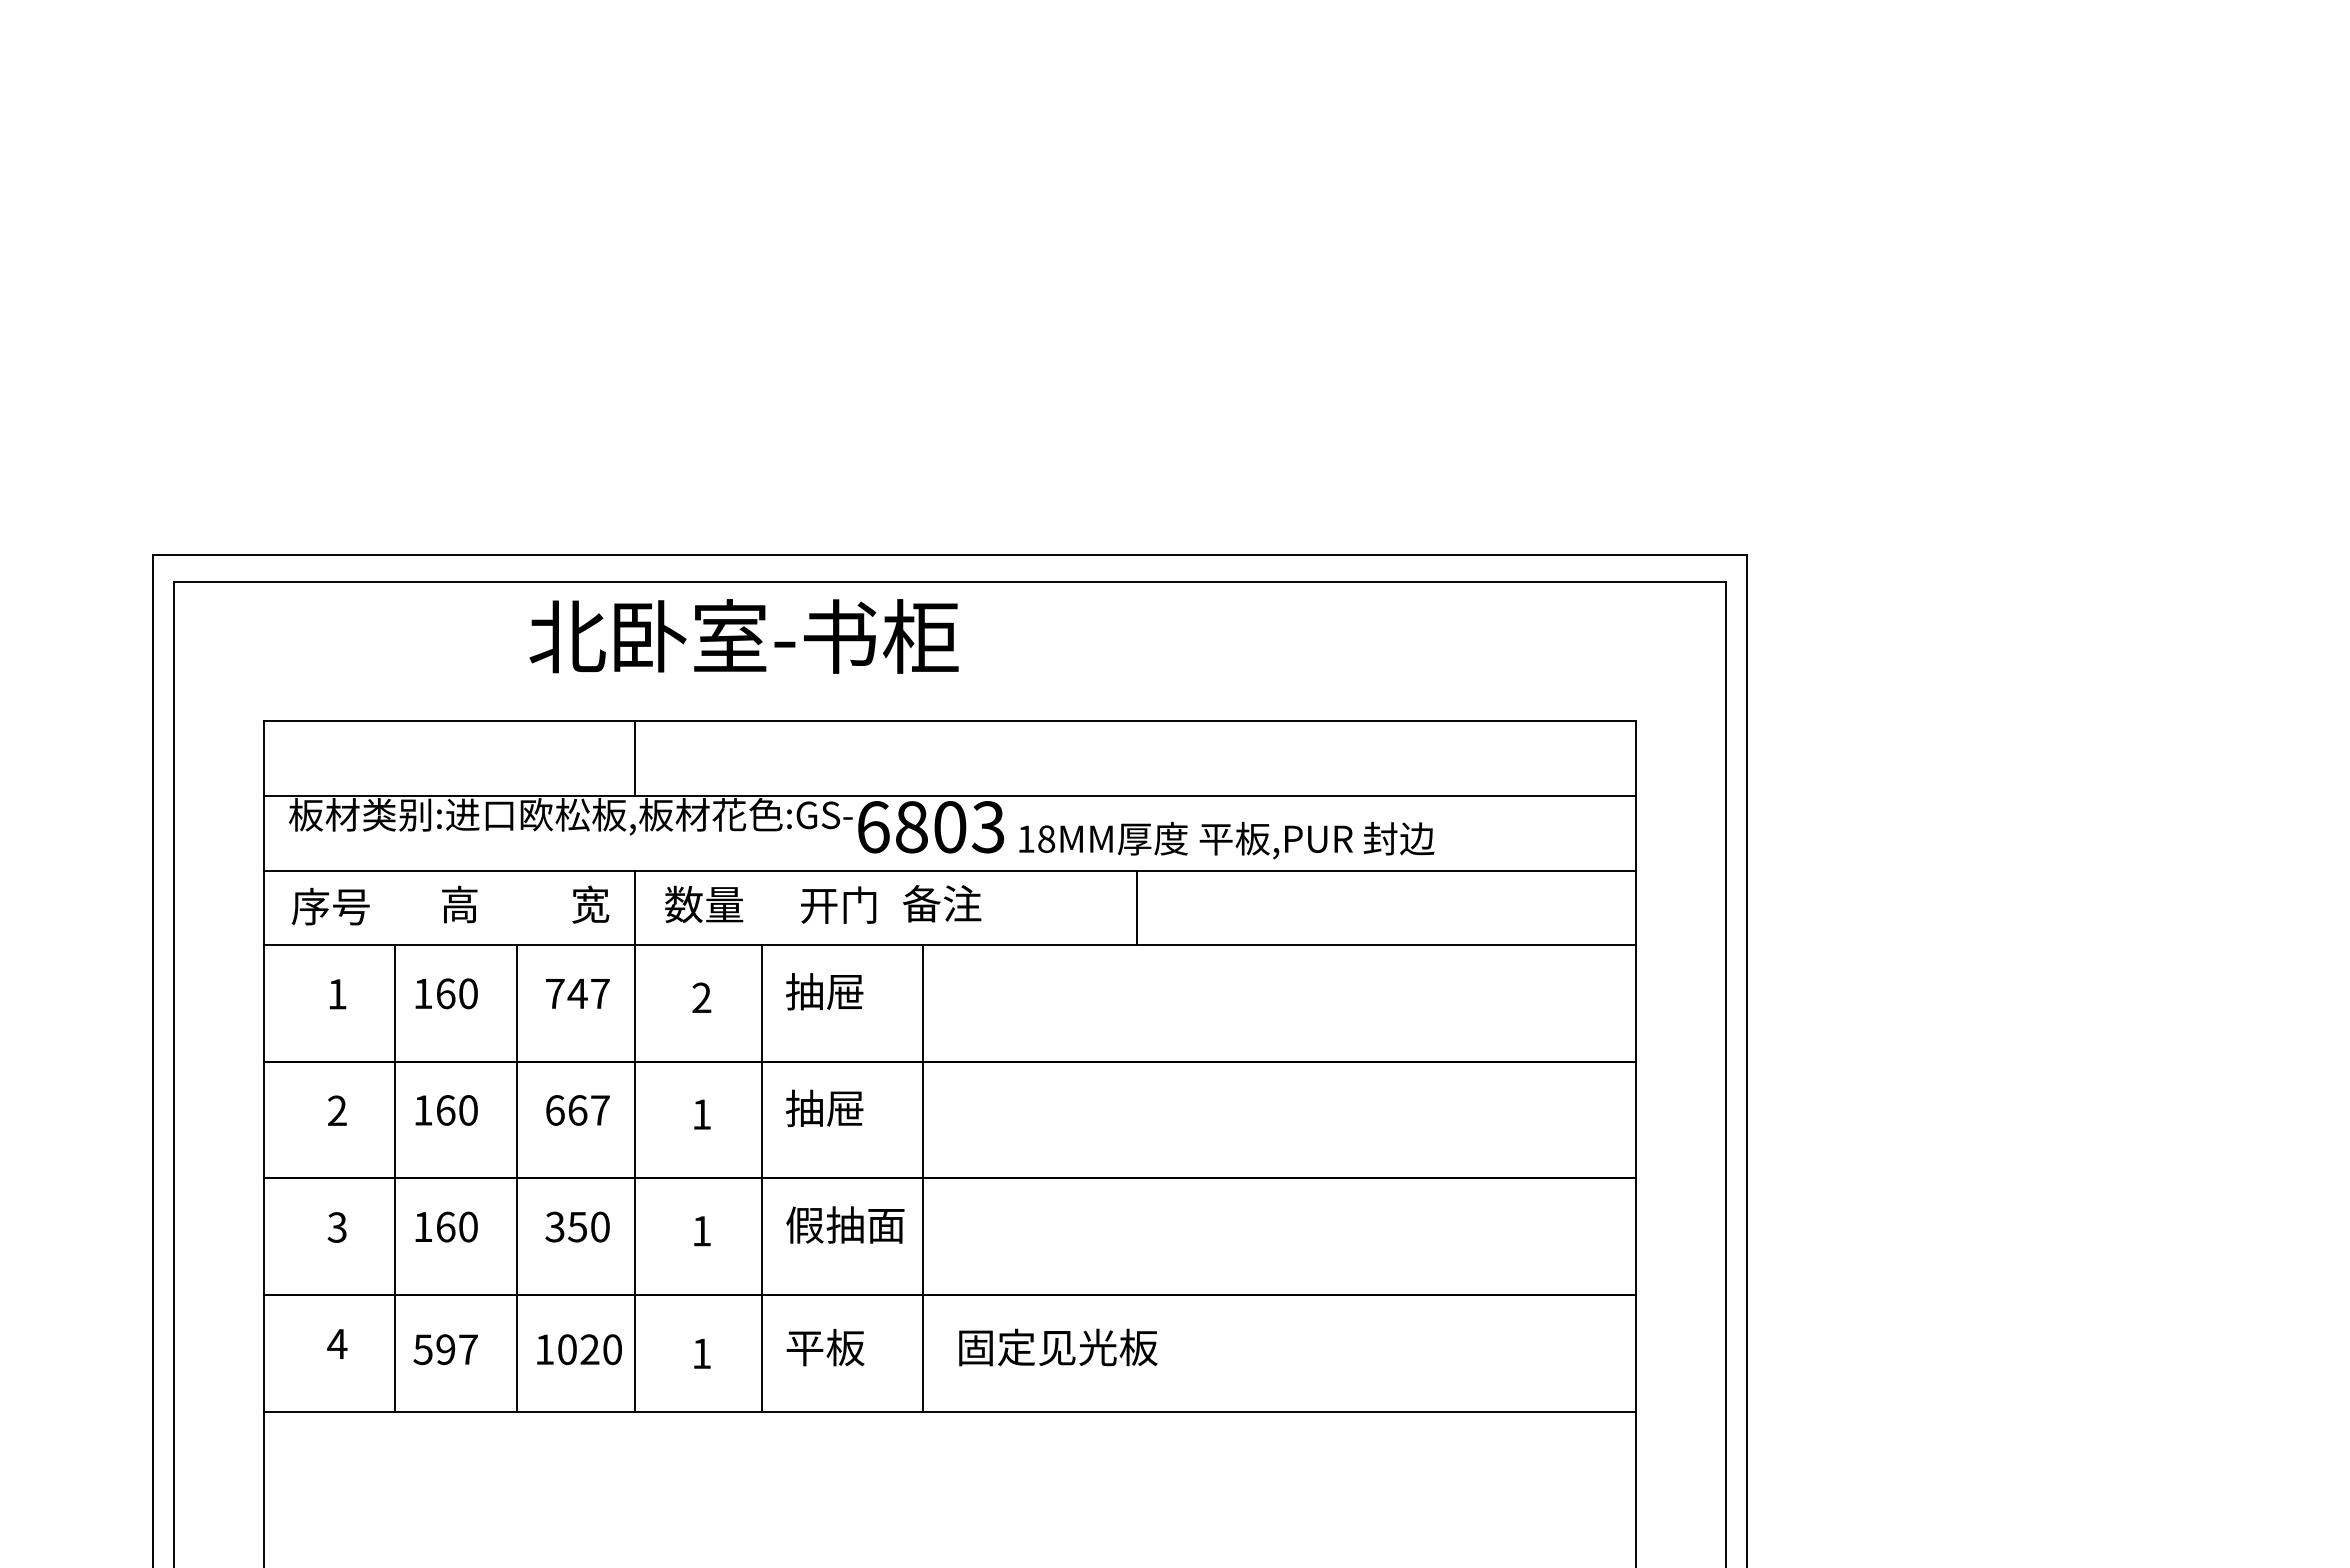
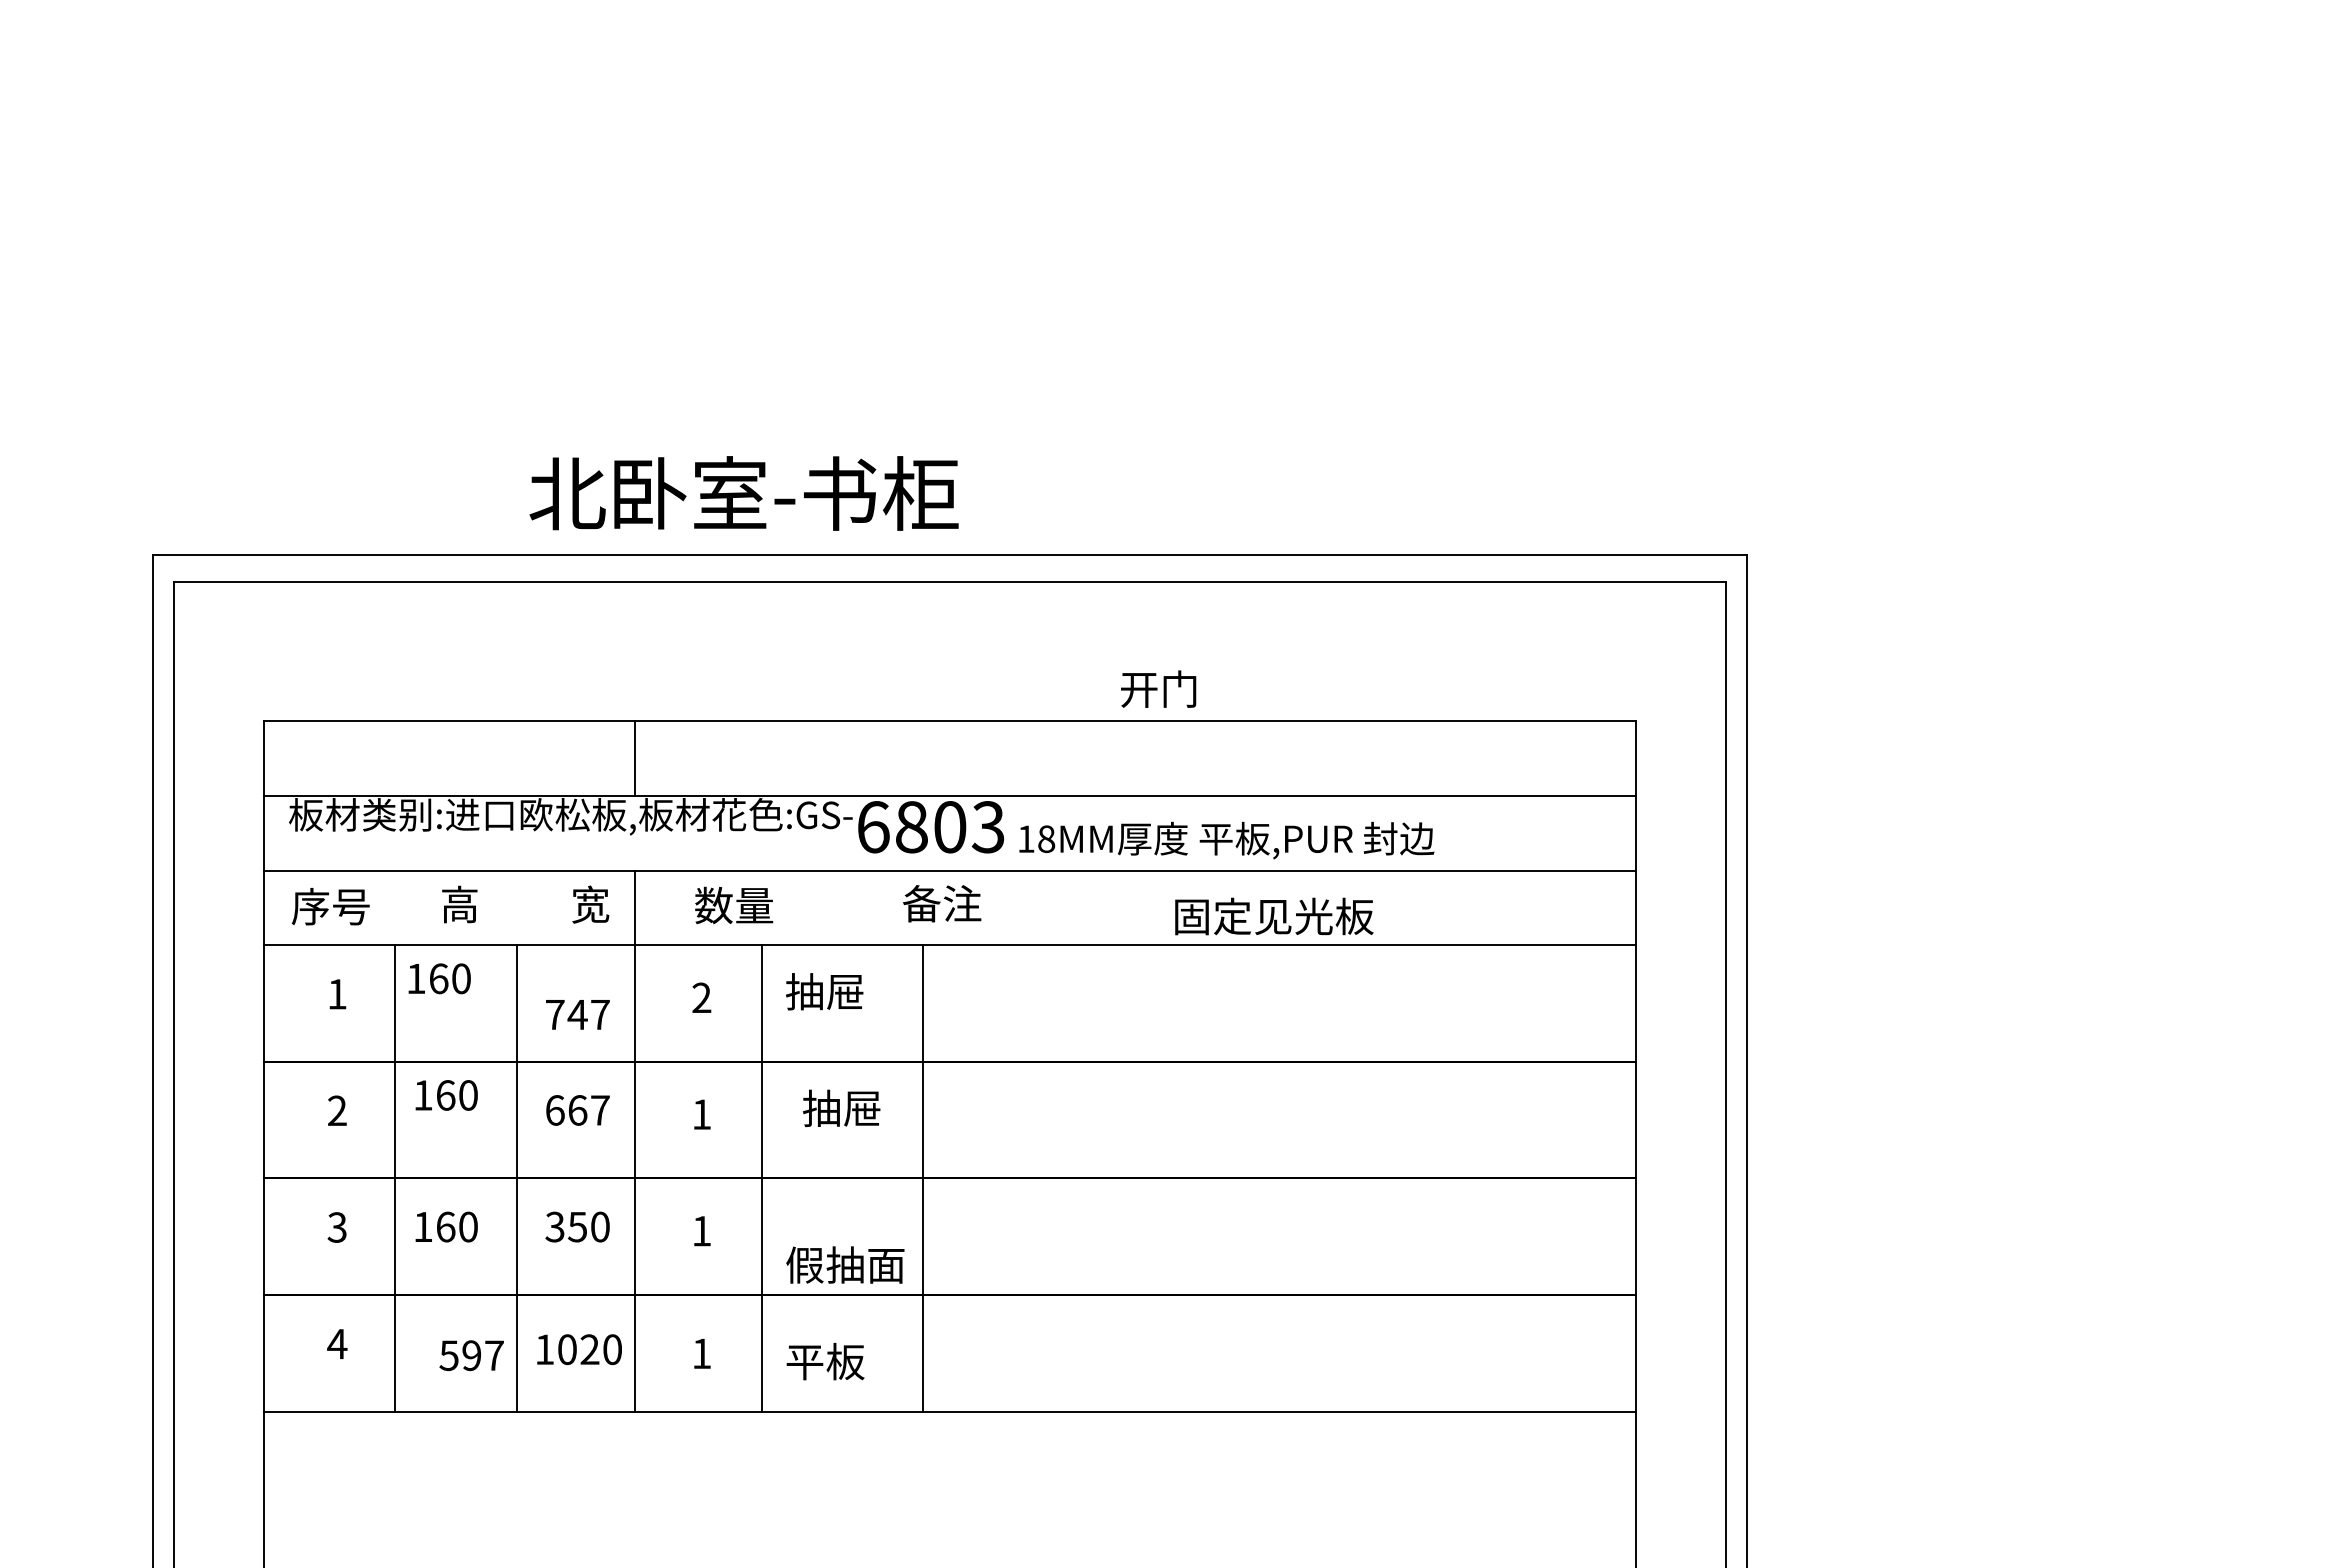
text position: (743, 636) -> (743, 493) (743, 493)
text position: (704, 903) -> (734, 904) (734, 904)
text position: (838, 904) -> (1158, 688) (1158, 688)
line: present -> none (1136, 907)
text position: (446, 993) -> (439, 978) (439, 978)
text position: (577, 993) -> (577, 1014) (577, 1014)
text position: (824, 1107) -> (841, 1107) (841, 1107)
text position: (446, 1110) -> (446, 1095) (446, 1095)
text position: (845, 1224) -> (845, 1264) (845, 1264)
text position: (825, 1347) -> (825, 1361) (825, 1361)
text position: (1058, 1347) -> (1274, 916) (1274, 916)
text position: (445, 1349) -> (471, 1355) (471, 1355)
